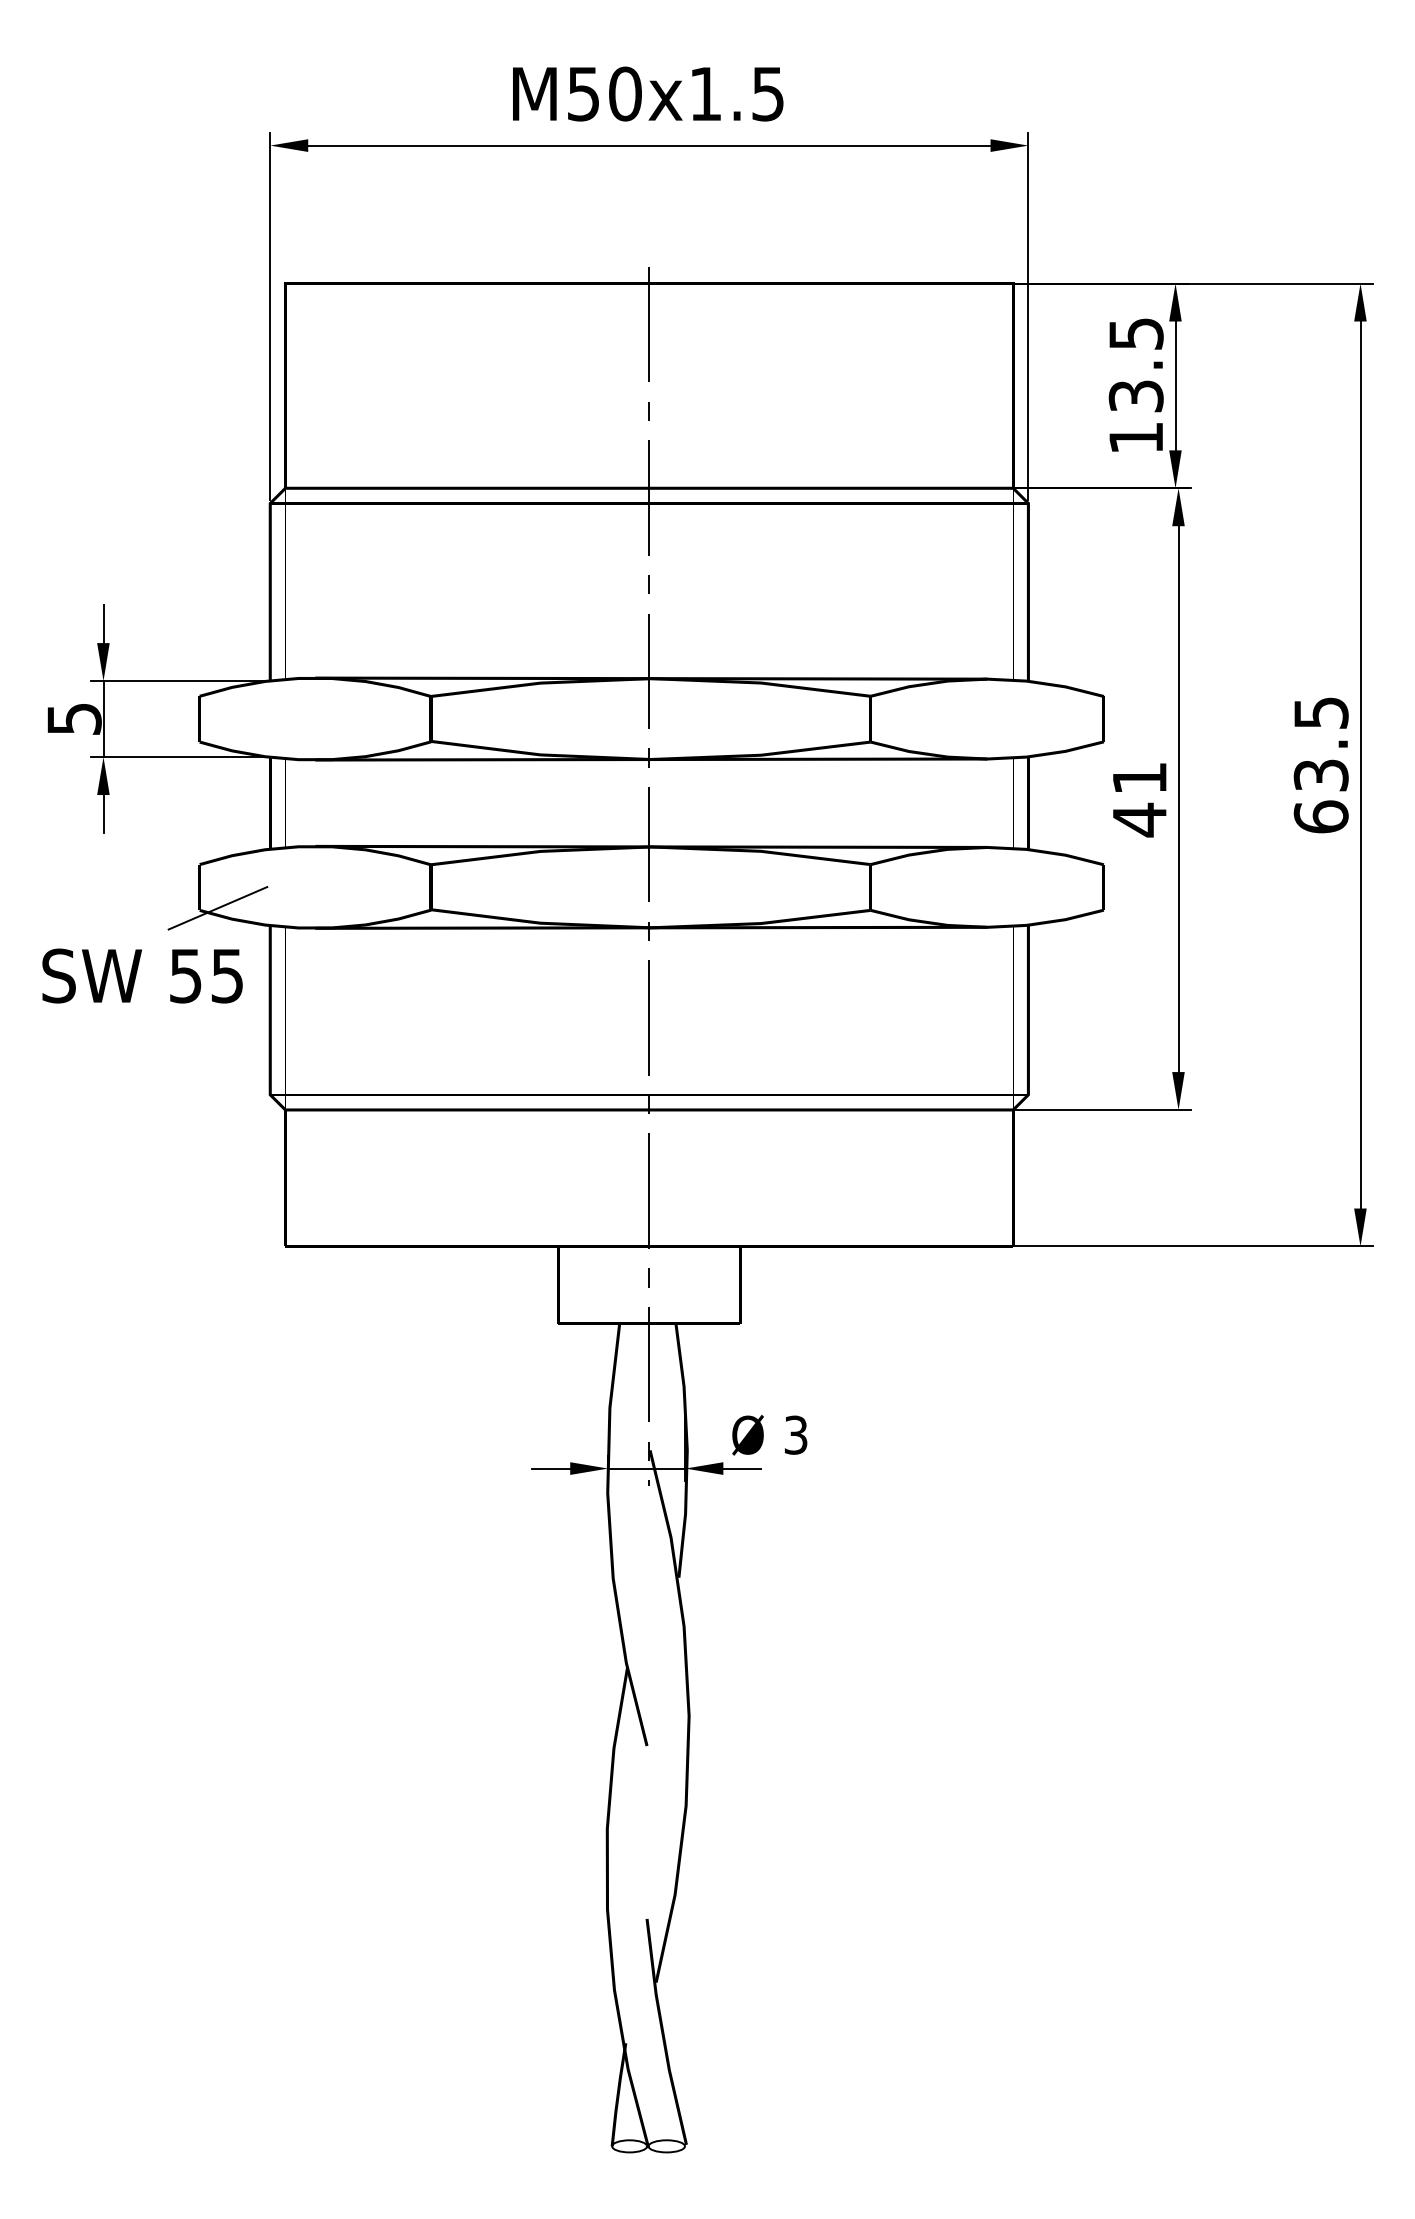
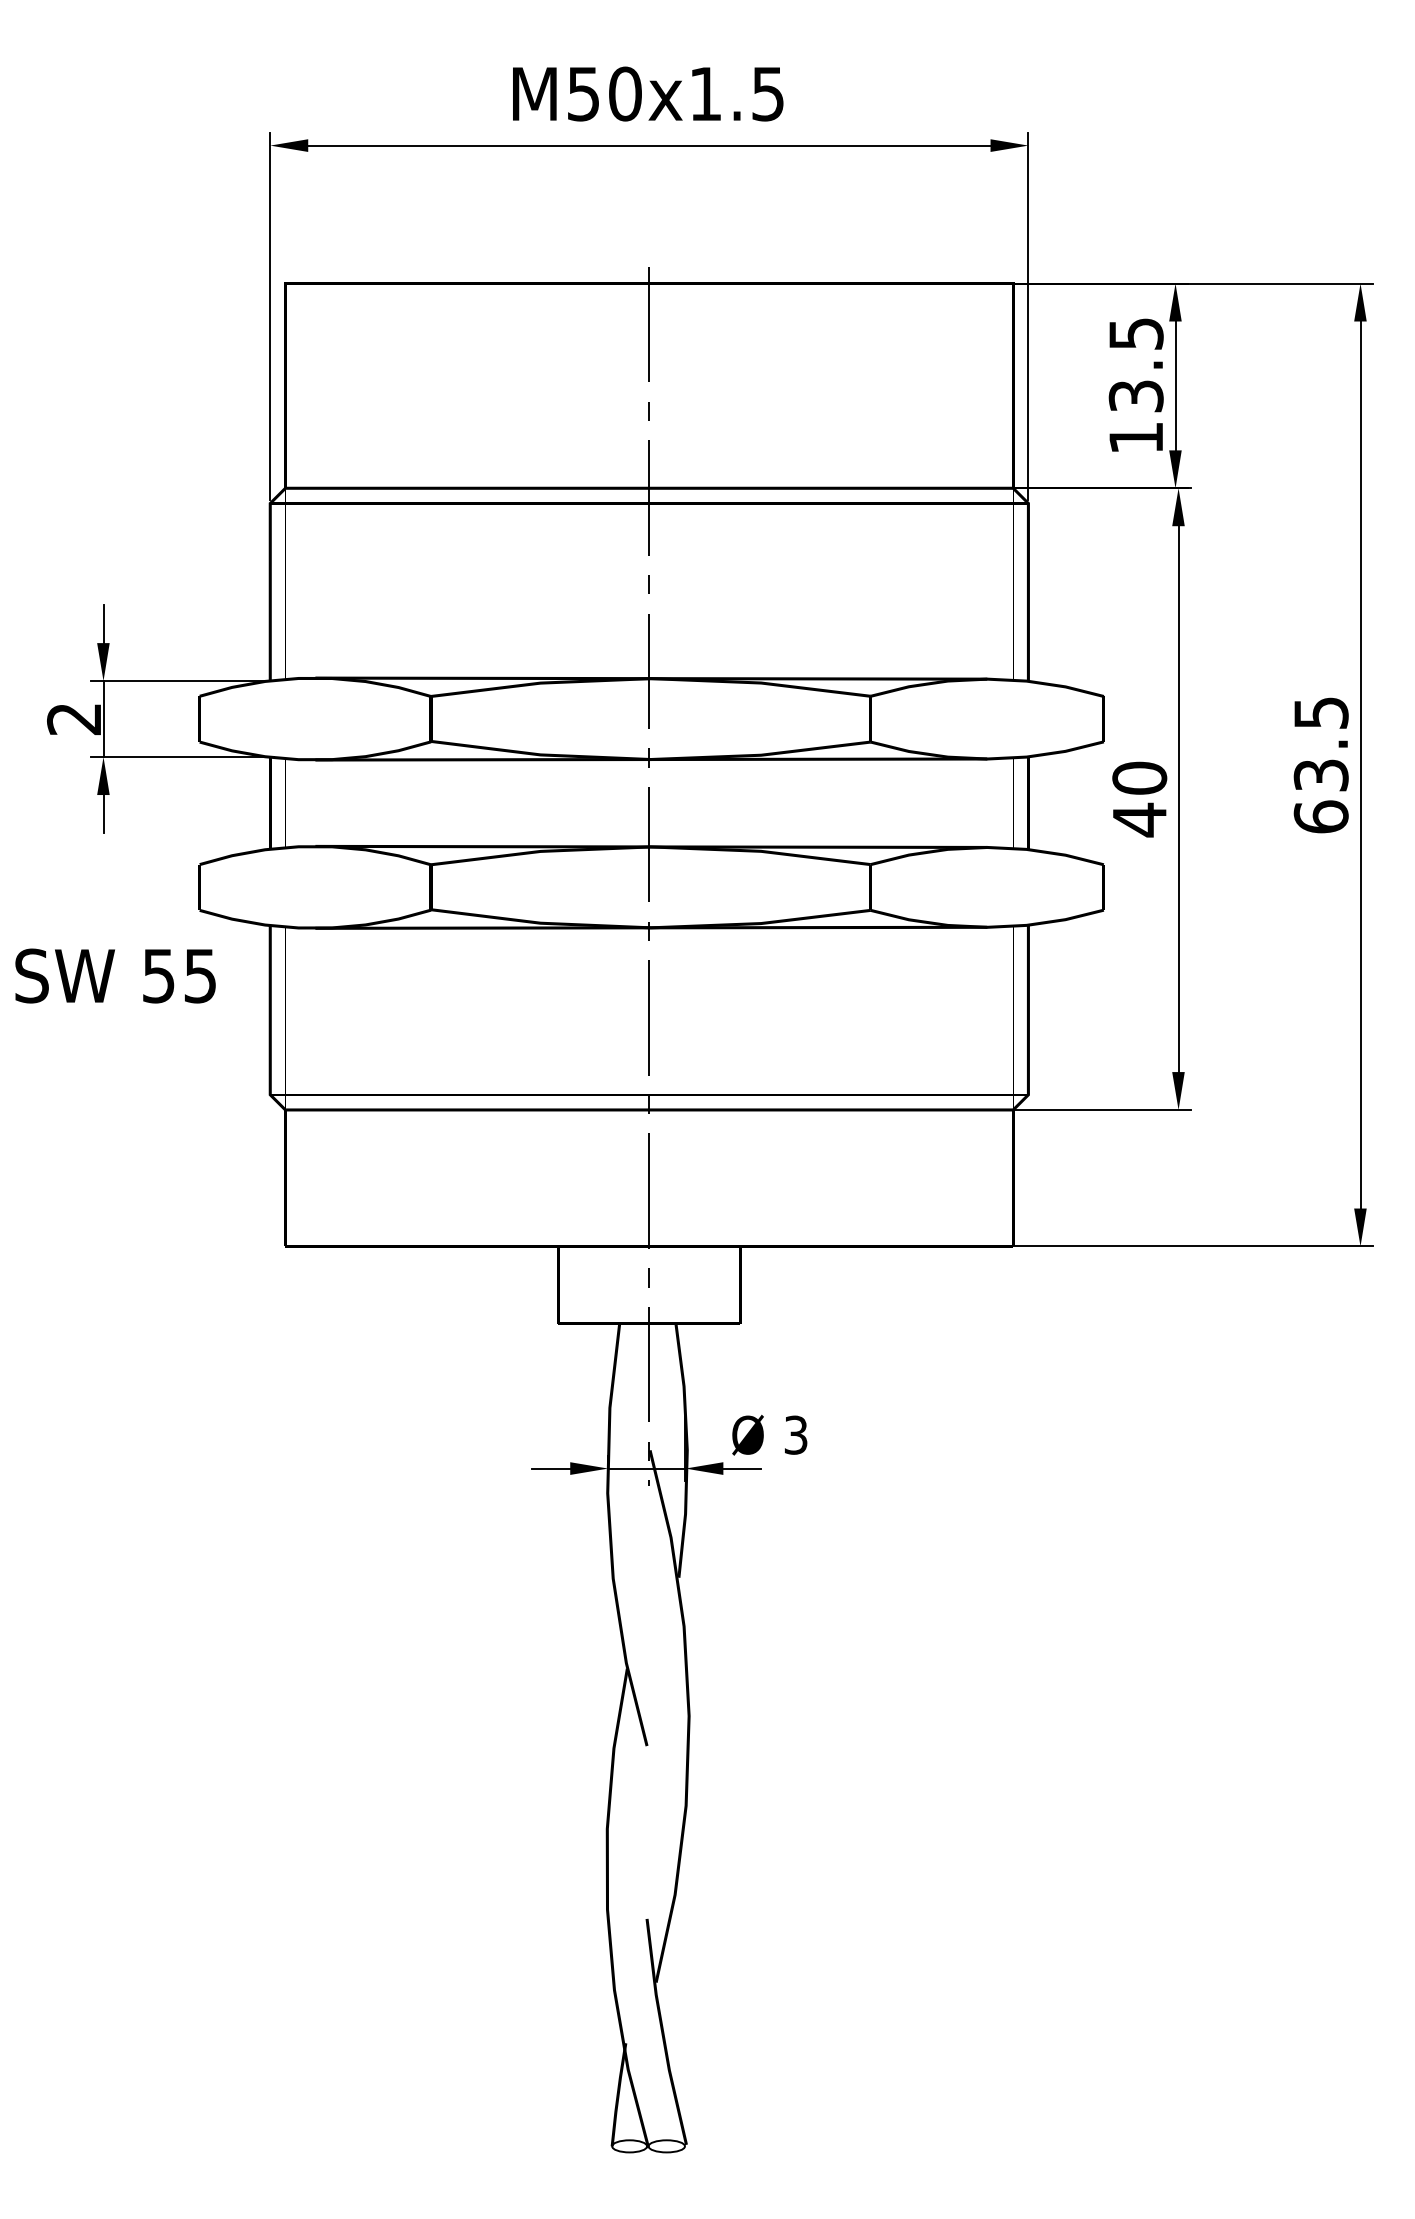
text: 5 -> 2 (74, 719)
text: 41 -> 40 (1139, 777)
line: present -> none (217, 908)
text position: (142, 975) -> (115, 975) (115, 975)
